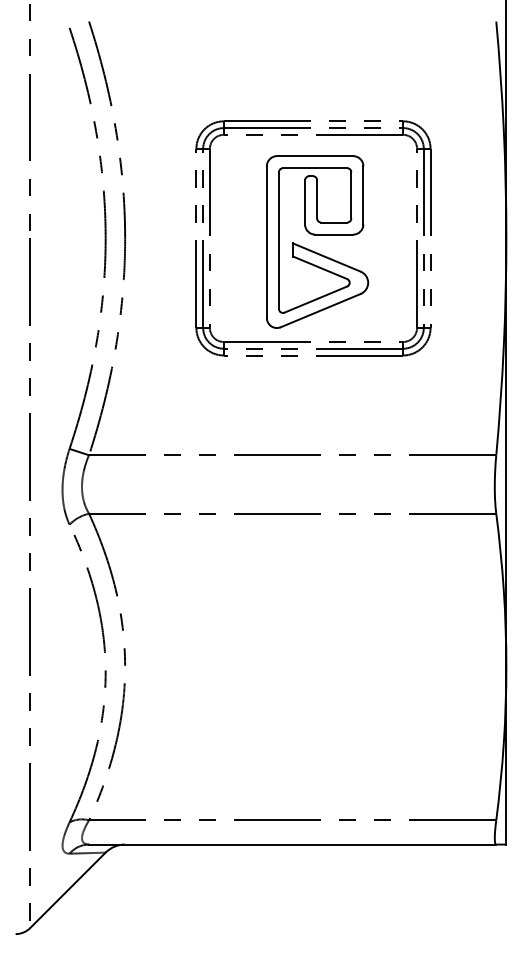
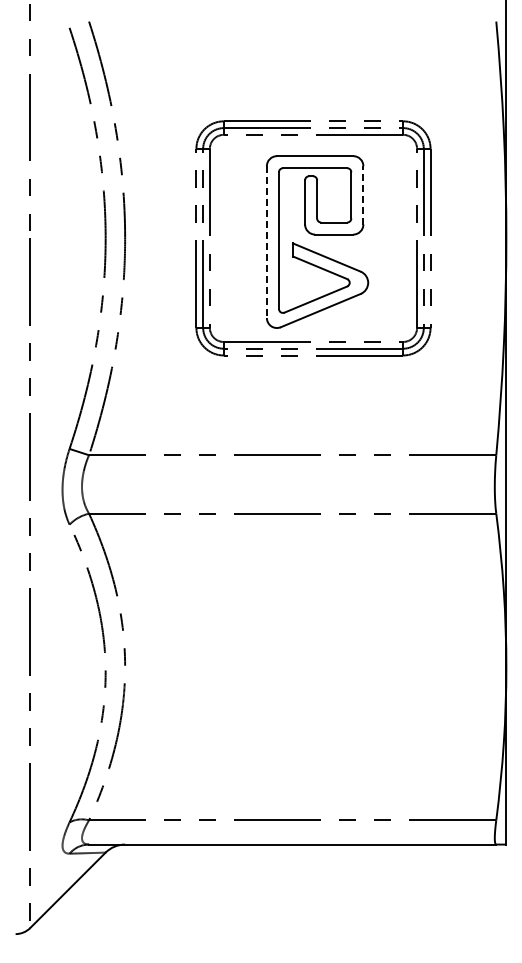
line: solid -> dashed (363, 194)
line: solid -> dashed (266, 242)
